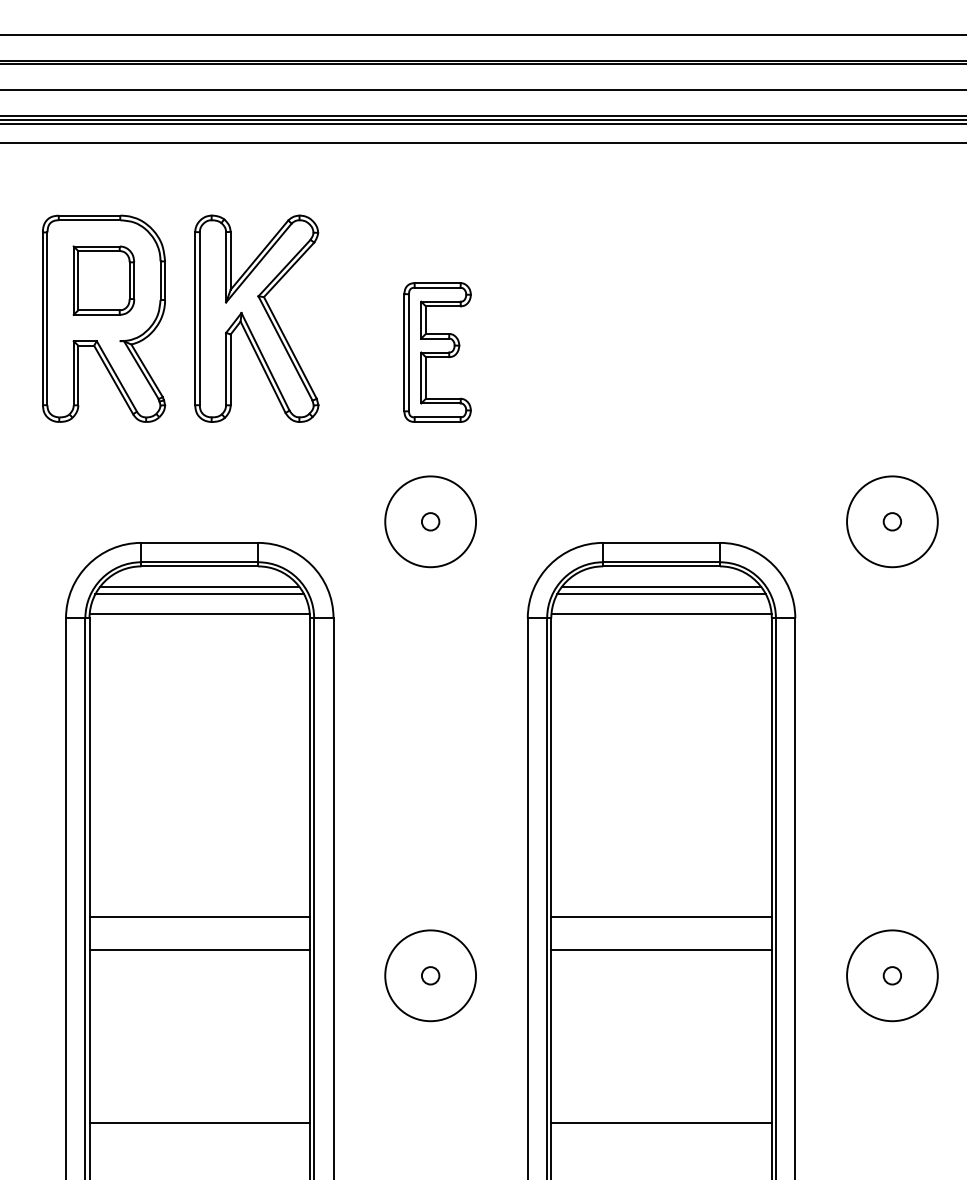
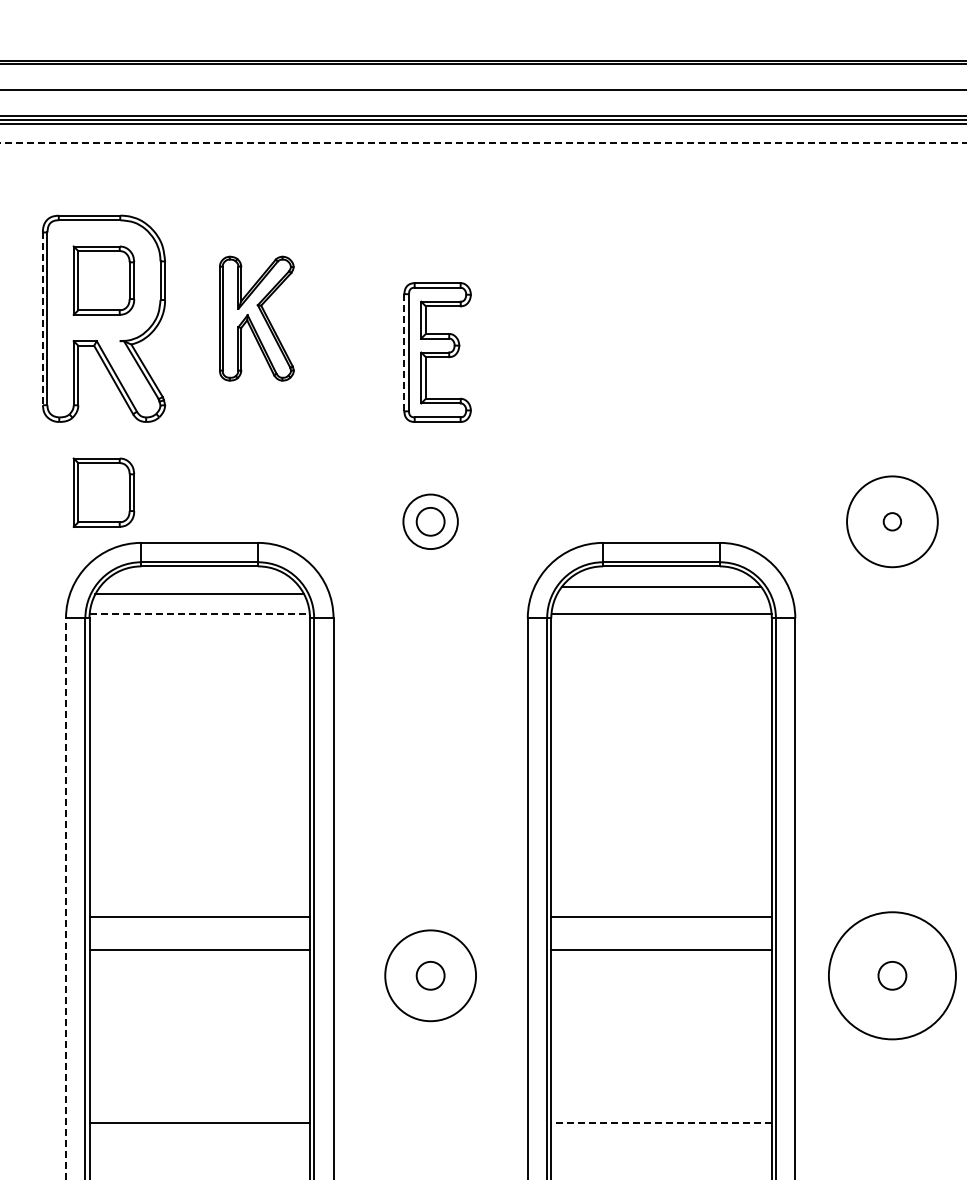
line: present -> none (482, 35)
line: solid -> dashed (483, 143)
part size: 126x209 px -> 76x127 px (256, 318)
line: solid -> dashed (42, 319)
line: solid -> dashed (404, 352)
part: none -> present (103, 492)
circle diameter: 17 px -> 28 px (430, 521)
circle diameter: 91 px -> 54 px (430, 521)
line: present -> none (199, 586)
line: present -> none (661, 594)
line: solid -> dashed (200, 613)
line: solid -> dashed (66, 898)
circle diameter: 17 px -> 28 px (430, 975)
circle diameter: 17 px -> 28 px (892, 975)
circle diameter: 91 px -> 127 px (892, 975)
line: solid -> dashed (661, 1122)
